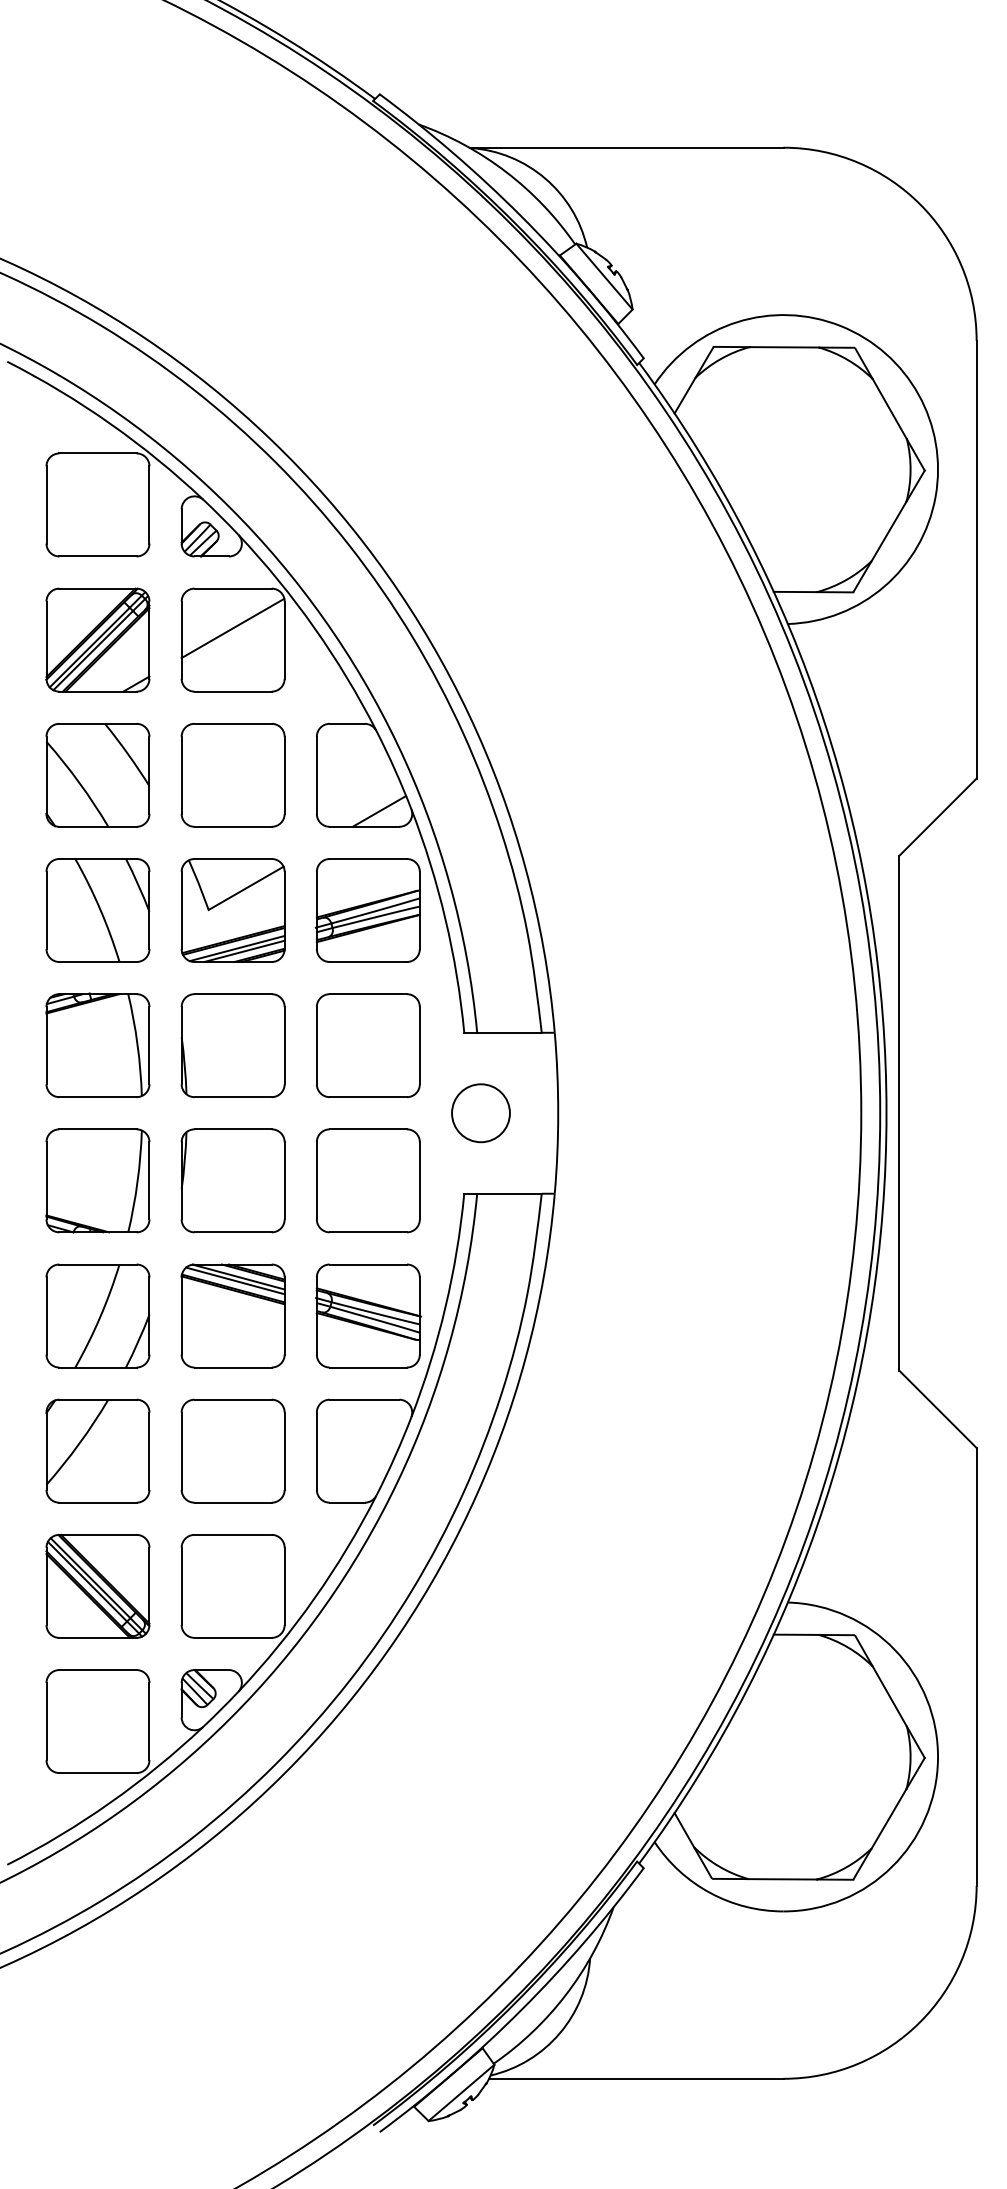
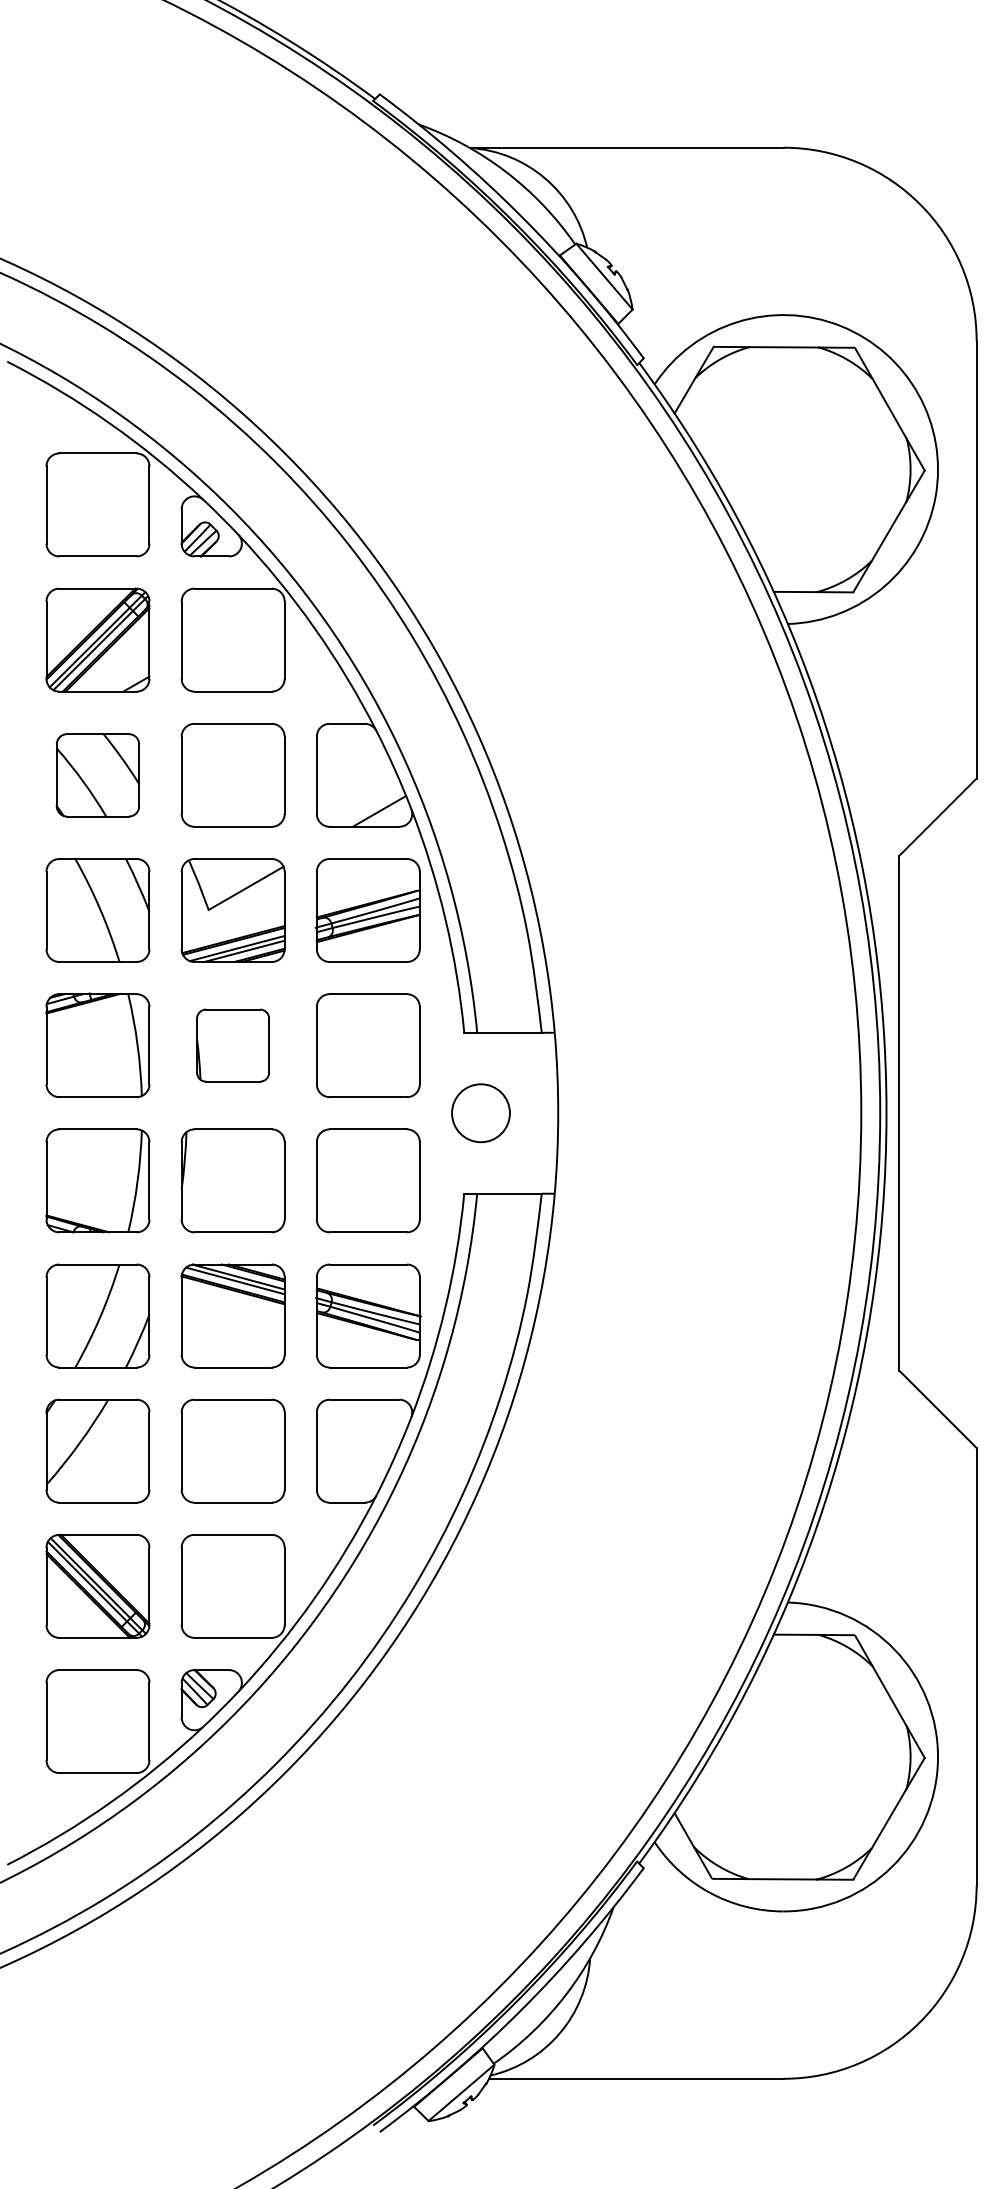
line: present -> none (232, 628)
part size: 106x105 px -> 85x85 px (97, 775)
part size: 106x105 px -> 74x75 px (232, 1045)
